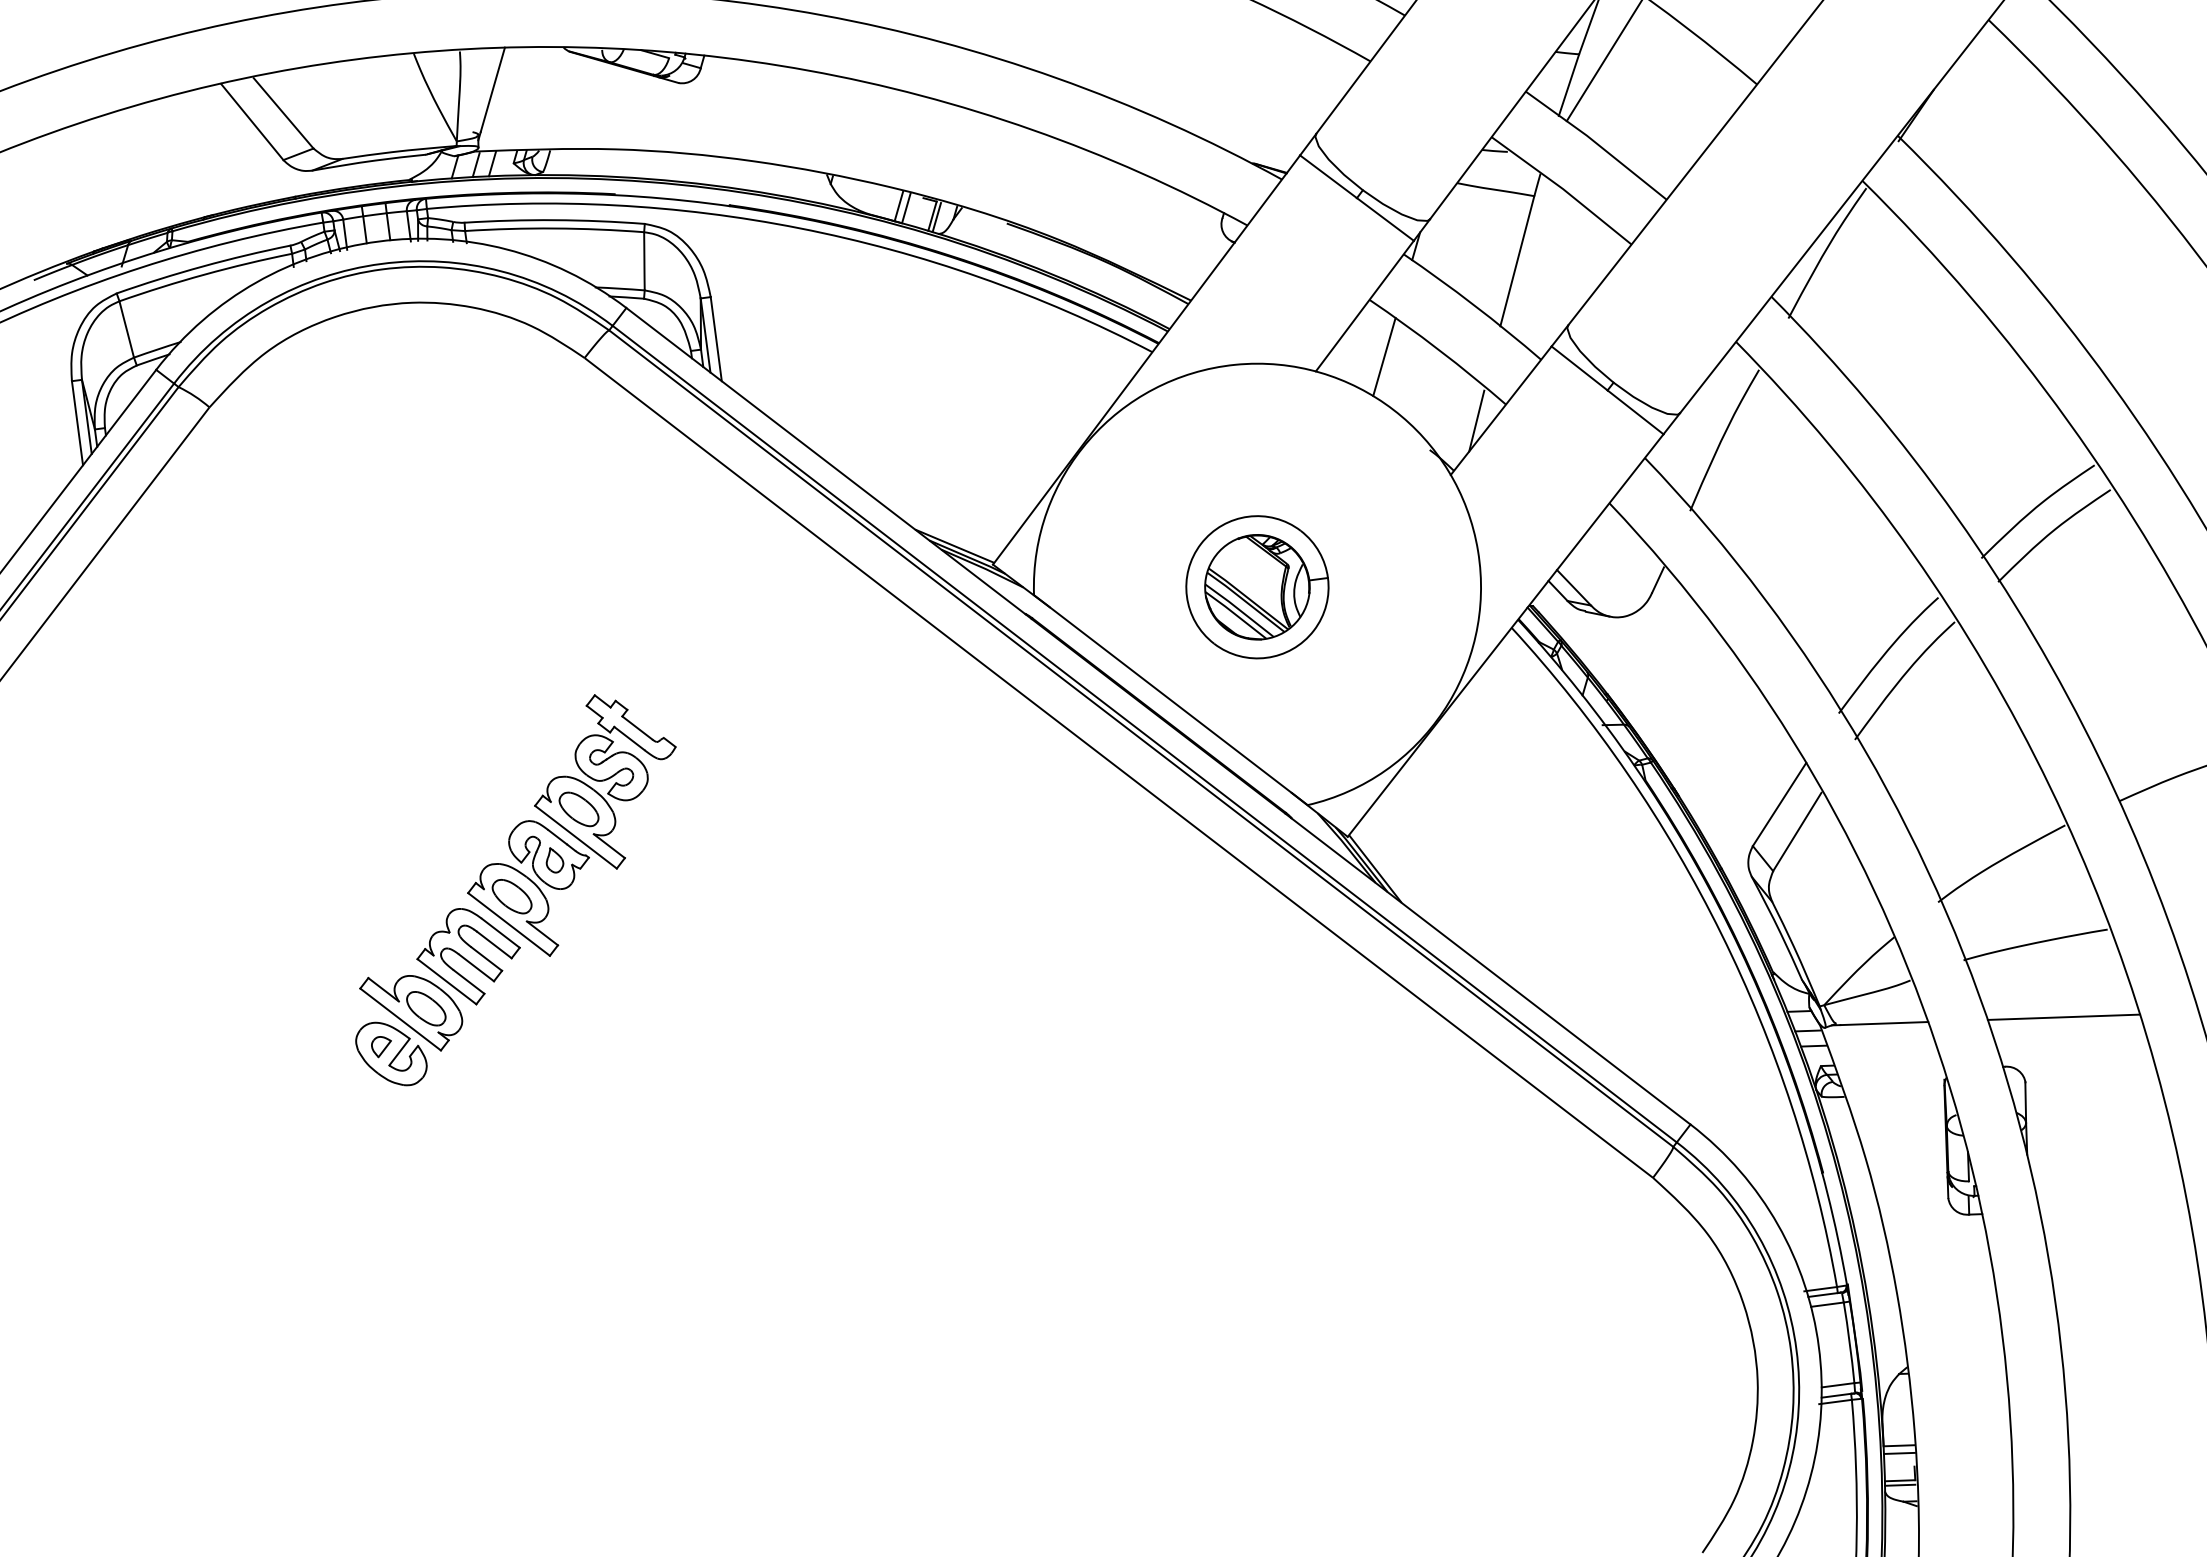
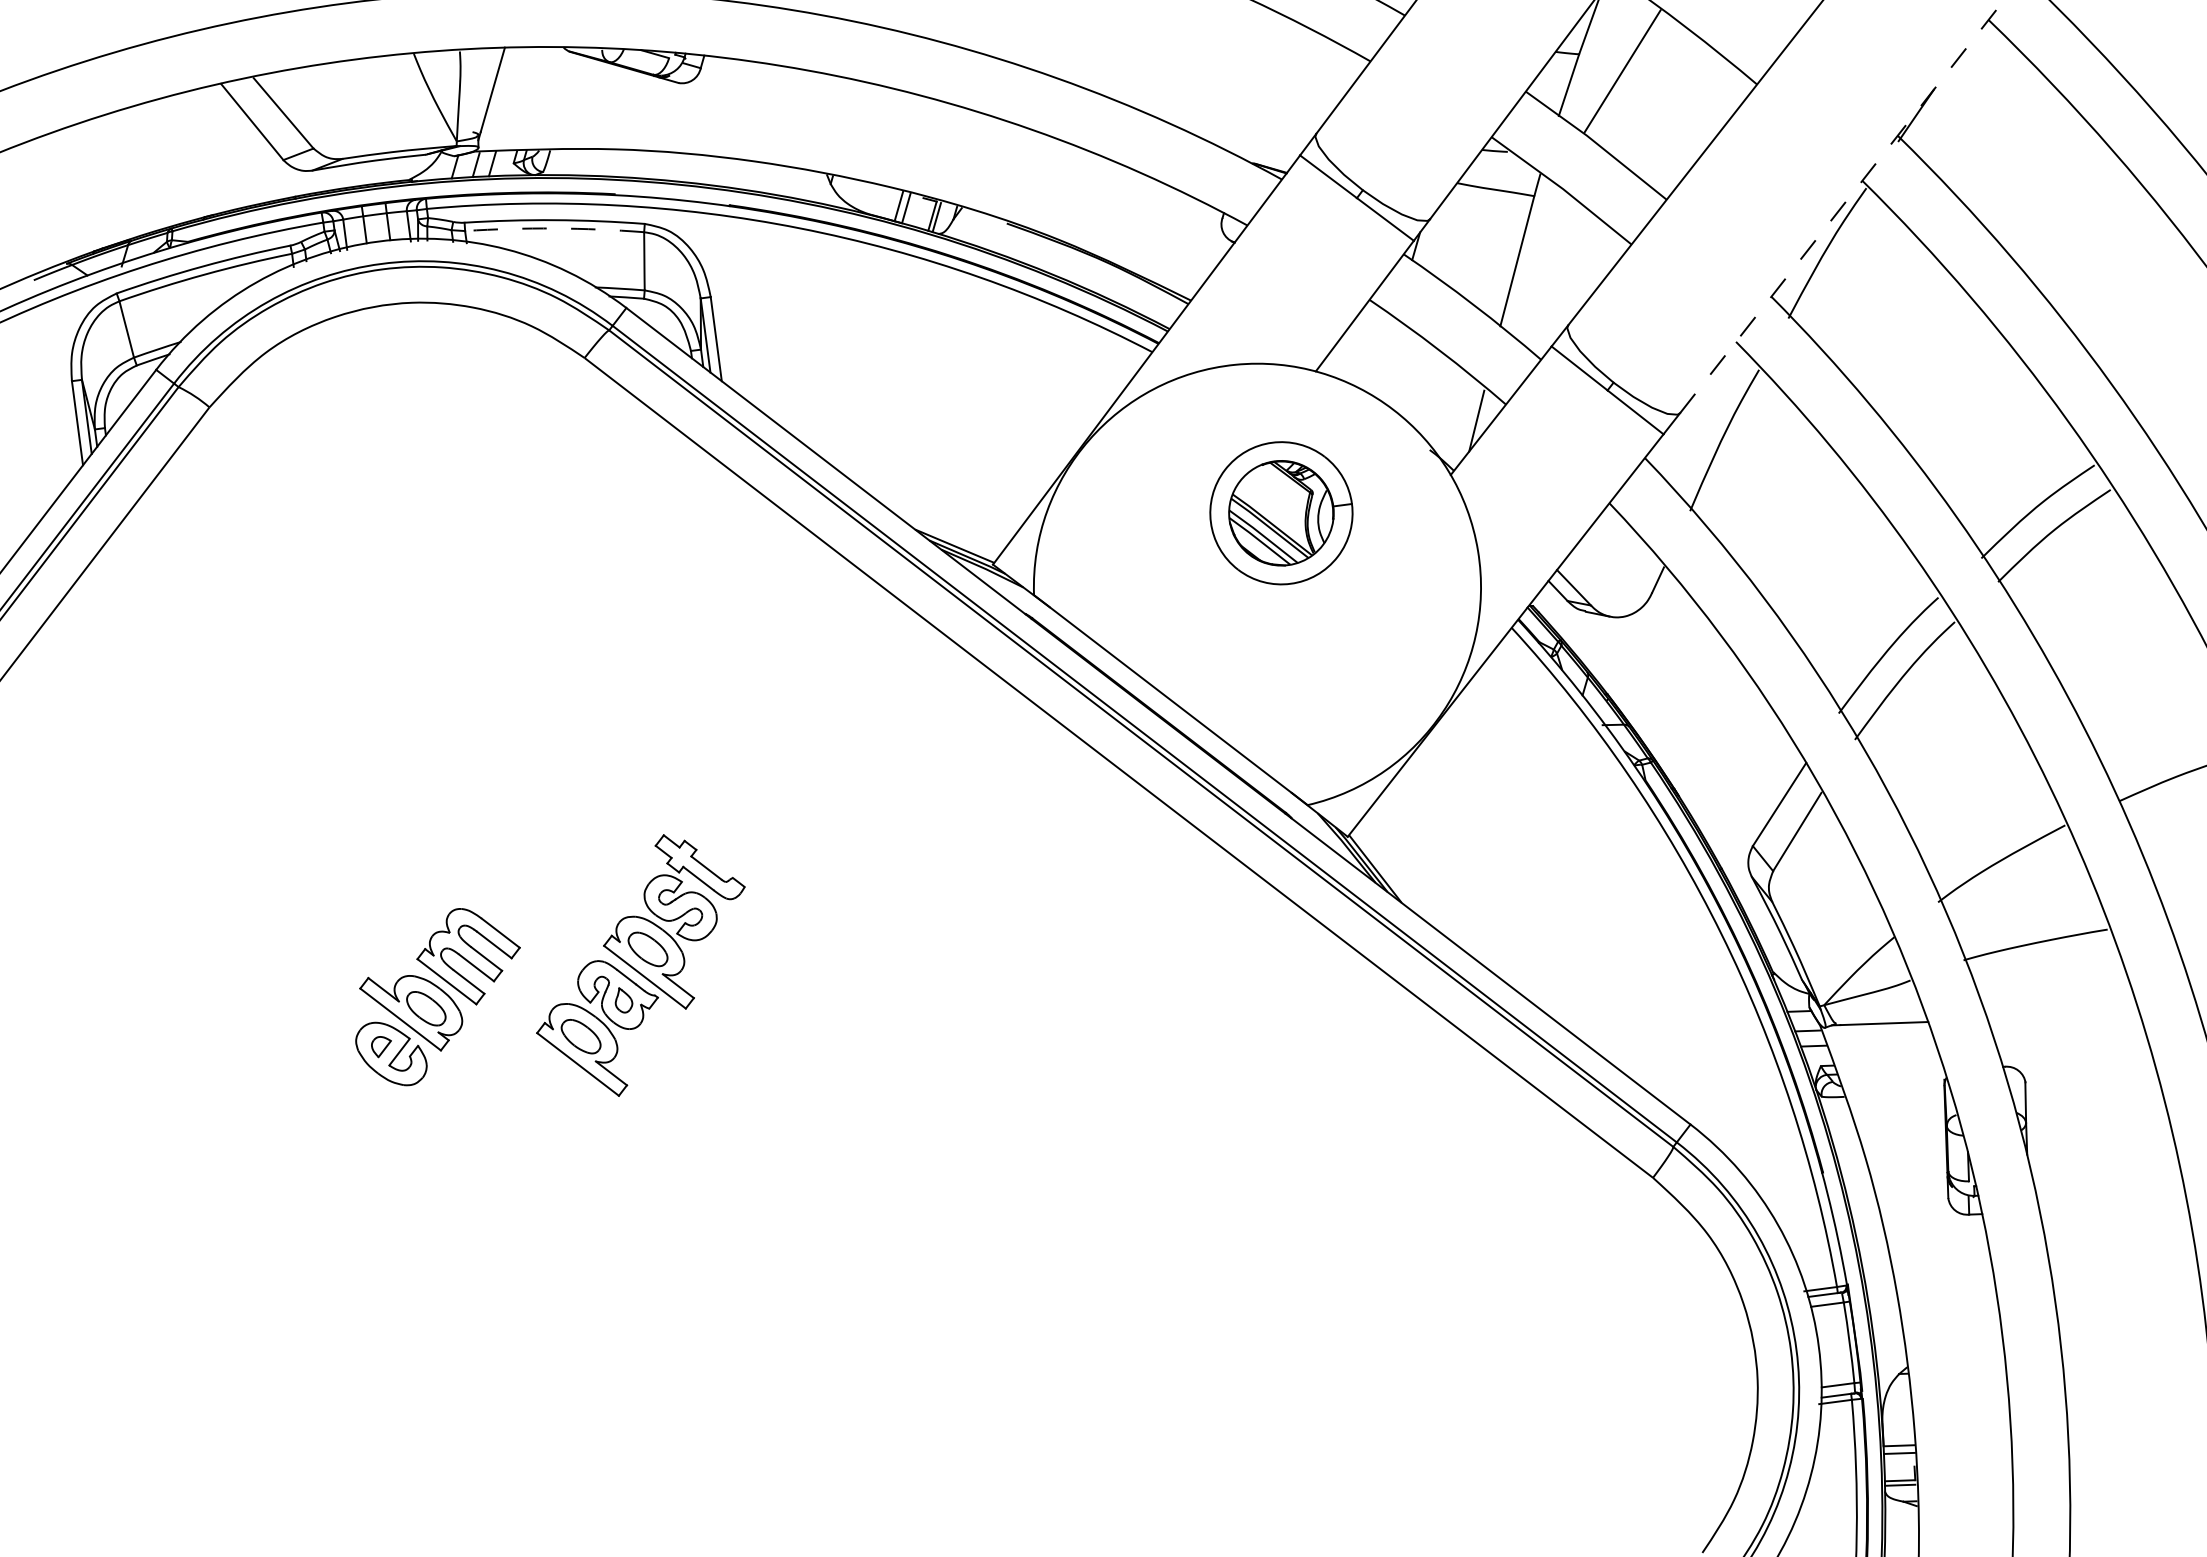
line position: (1603, 61) -> (1622, 71) (1622, 71)
line: solid -> dashed (1842, 206)
arc: solid -> dashed (554, 228)
line: present -> none (1384, 357)
part position: (1257, 587) -> (1281, 513) (1281, 513)
part position: (571, 825) -> (640, 965) (640, 965)
line: present -> none (2063, 1016)
